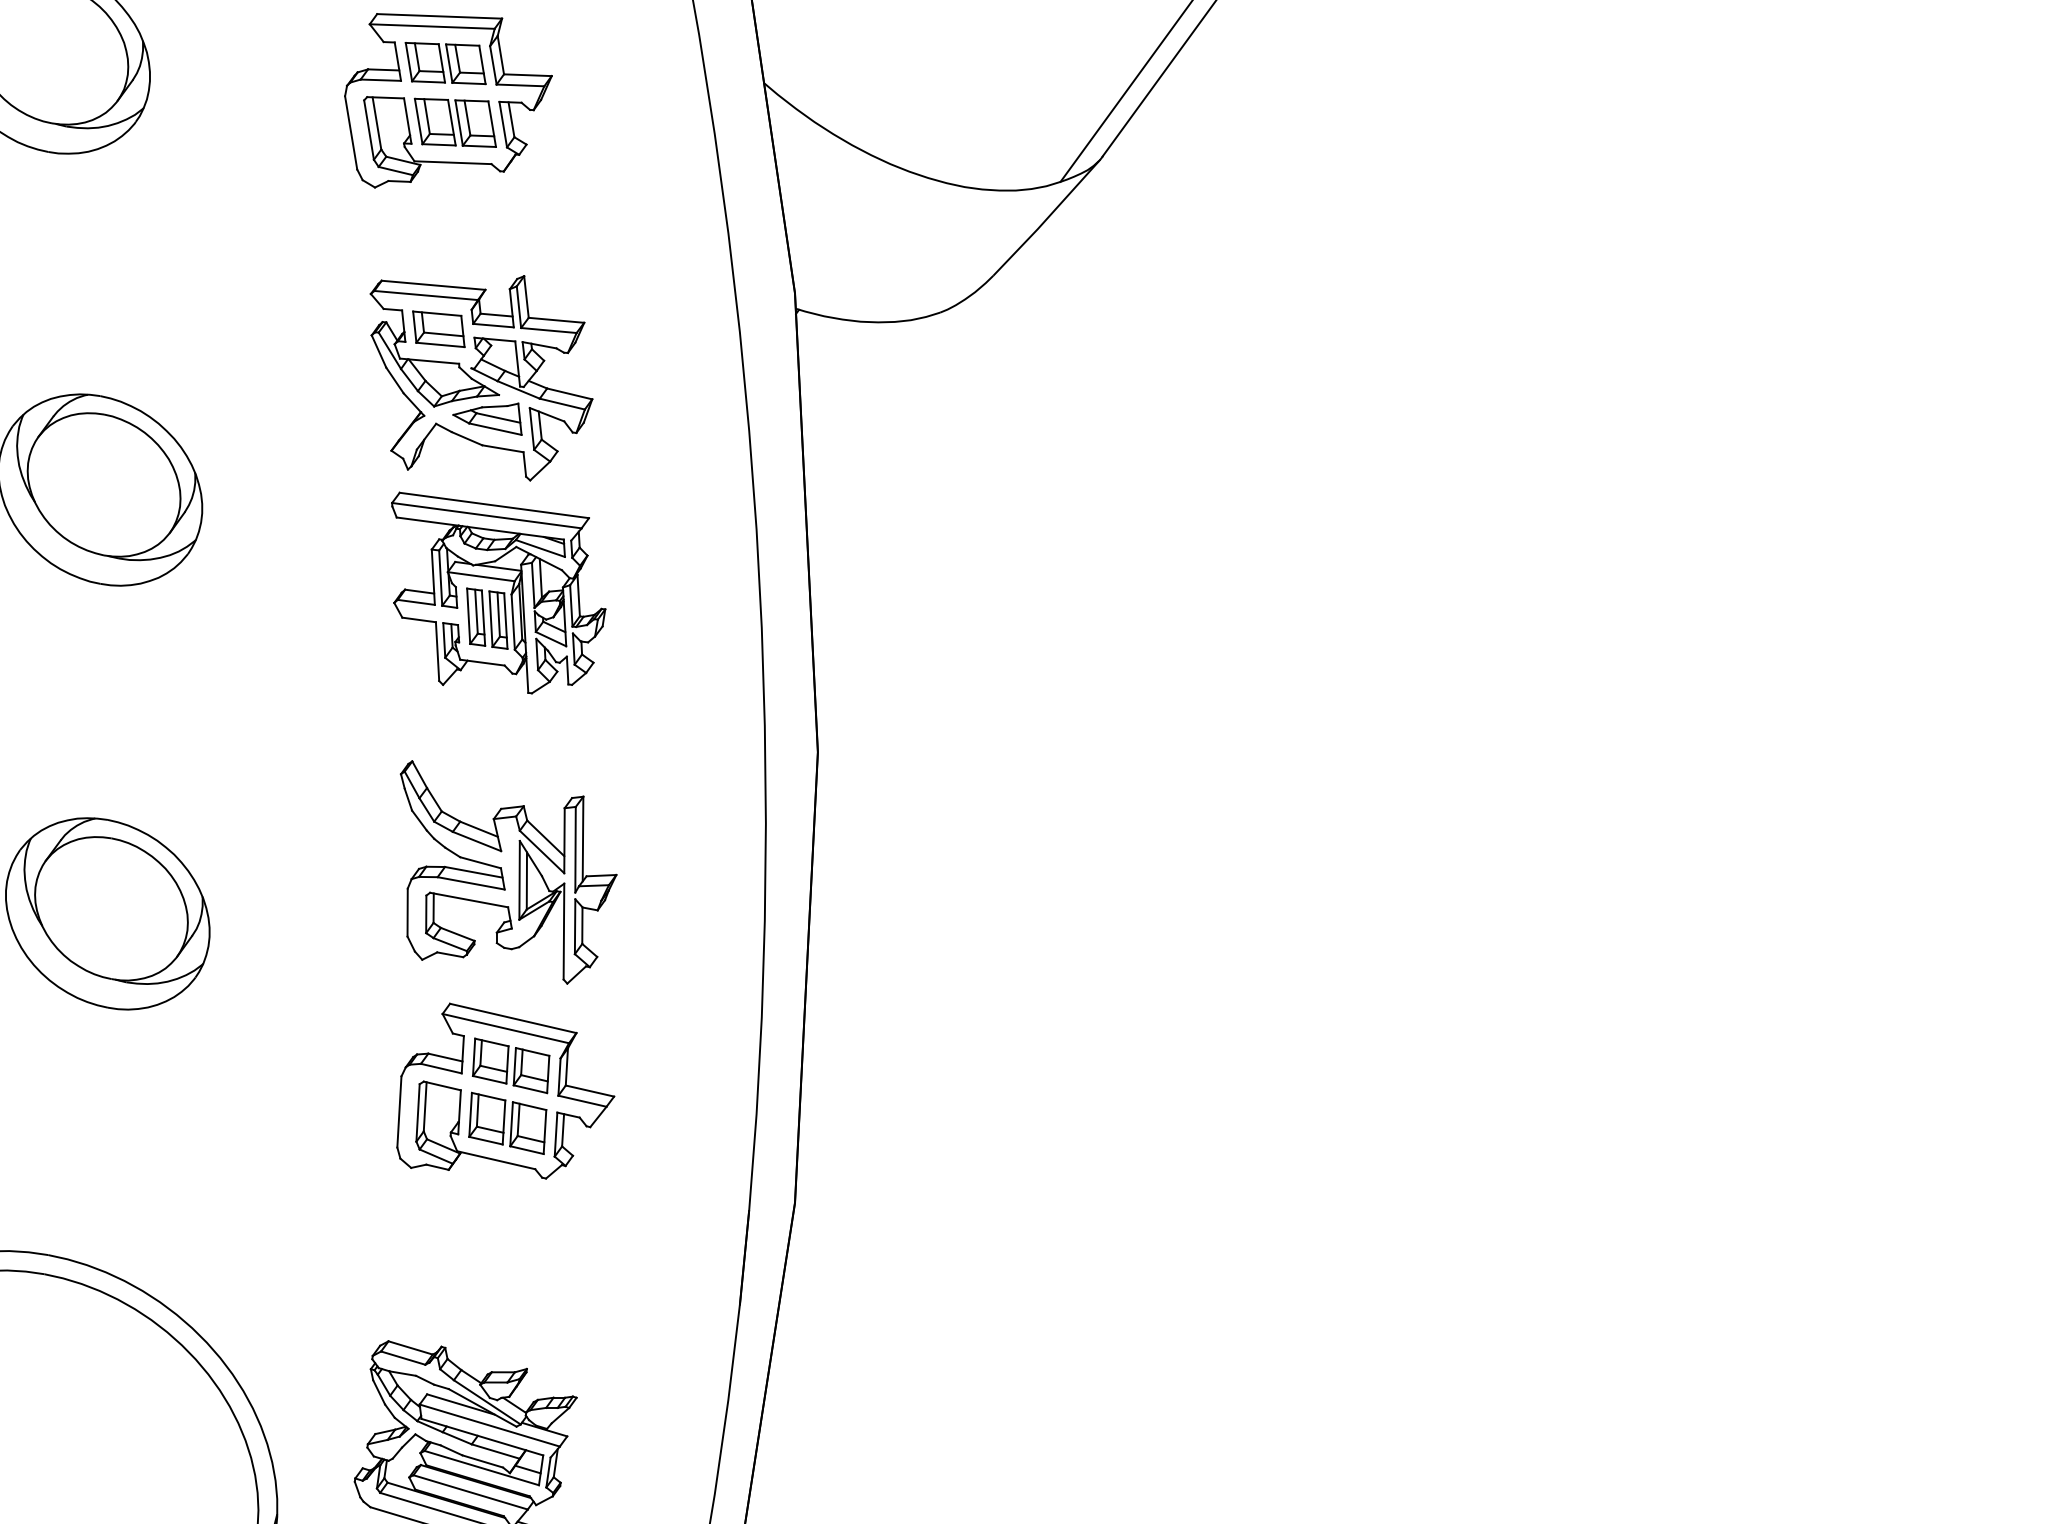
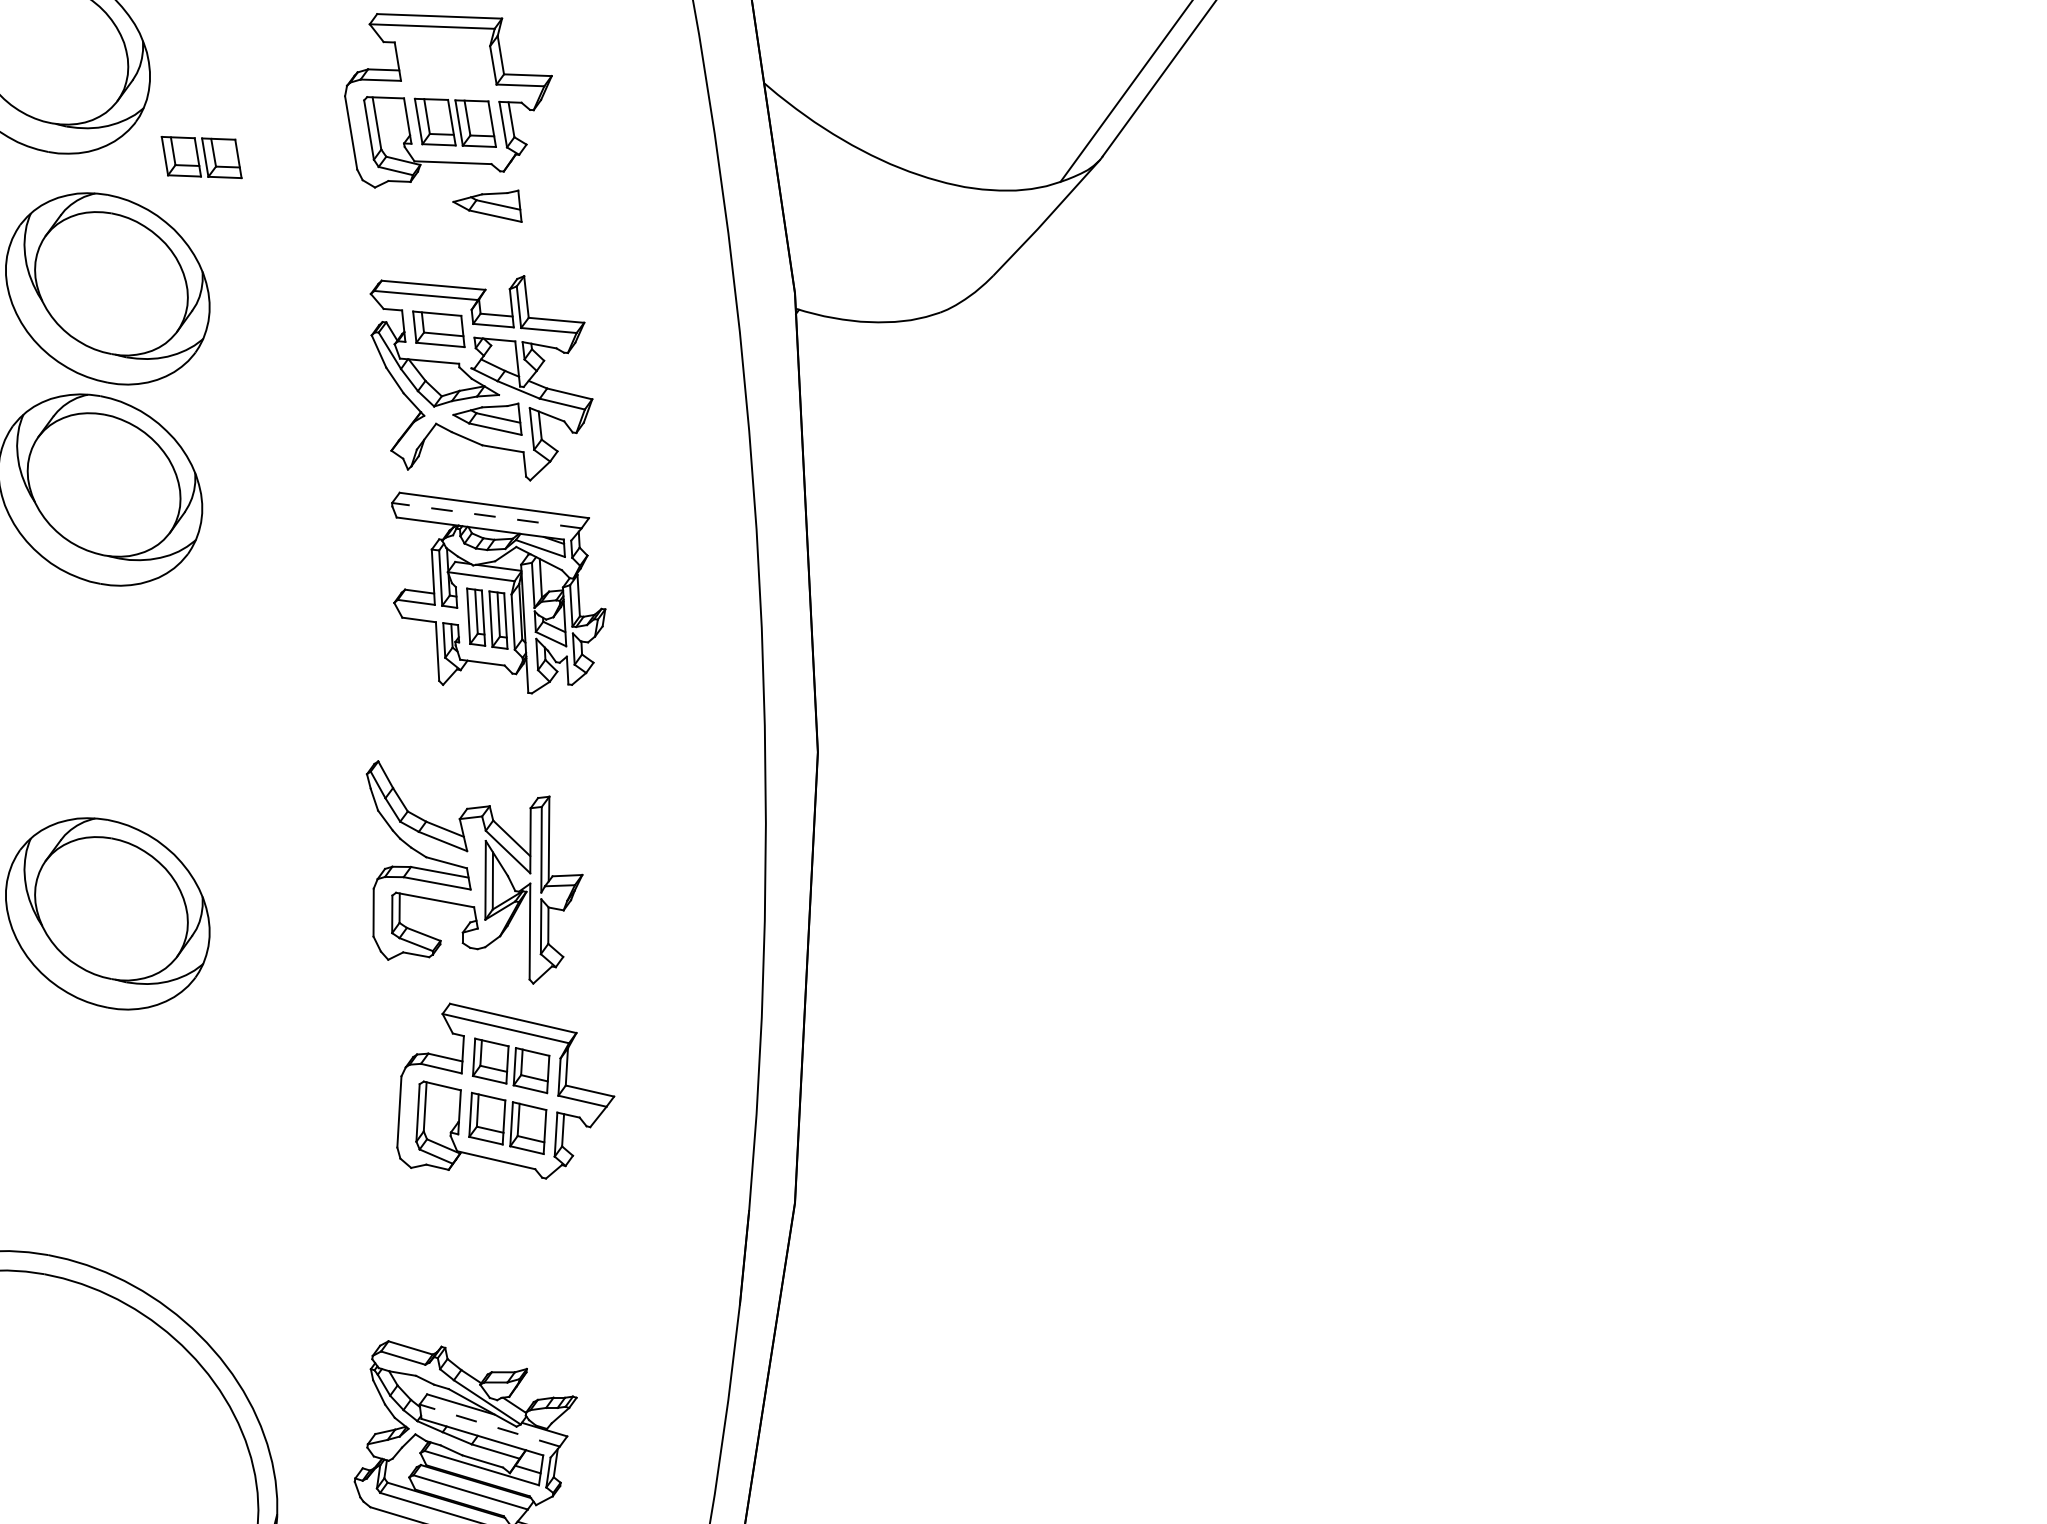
part position: (445, 63) -> (201, 157) (201, 157)
part: none -> present (487, 205)
part: none -> present (107, 288)
line: solid -> dashed (486, 515)
part position: (508, 872) -> (474, 872) (474, 872)
line: solid -> dashed (489, 1425)
